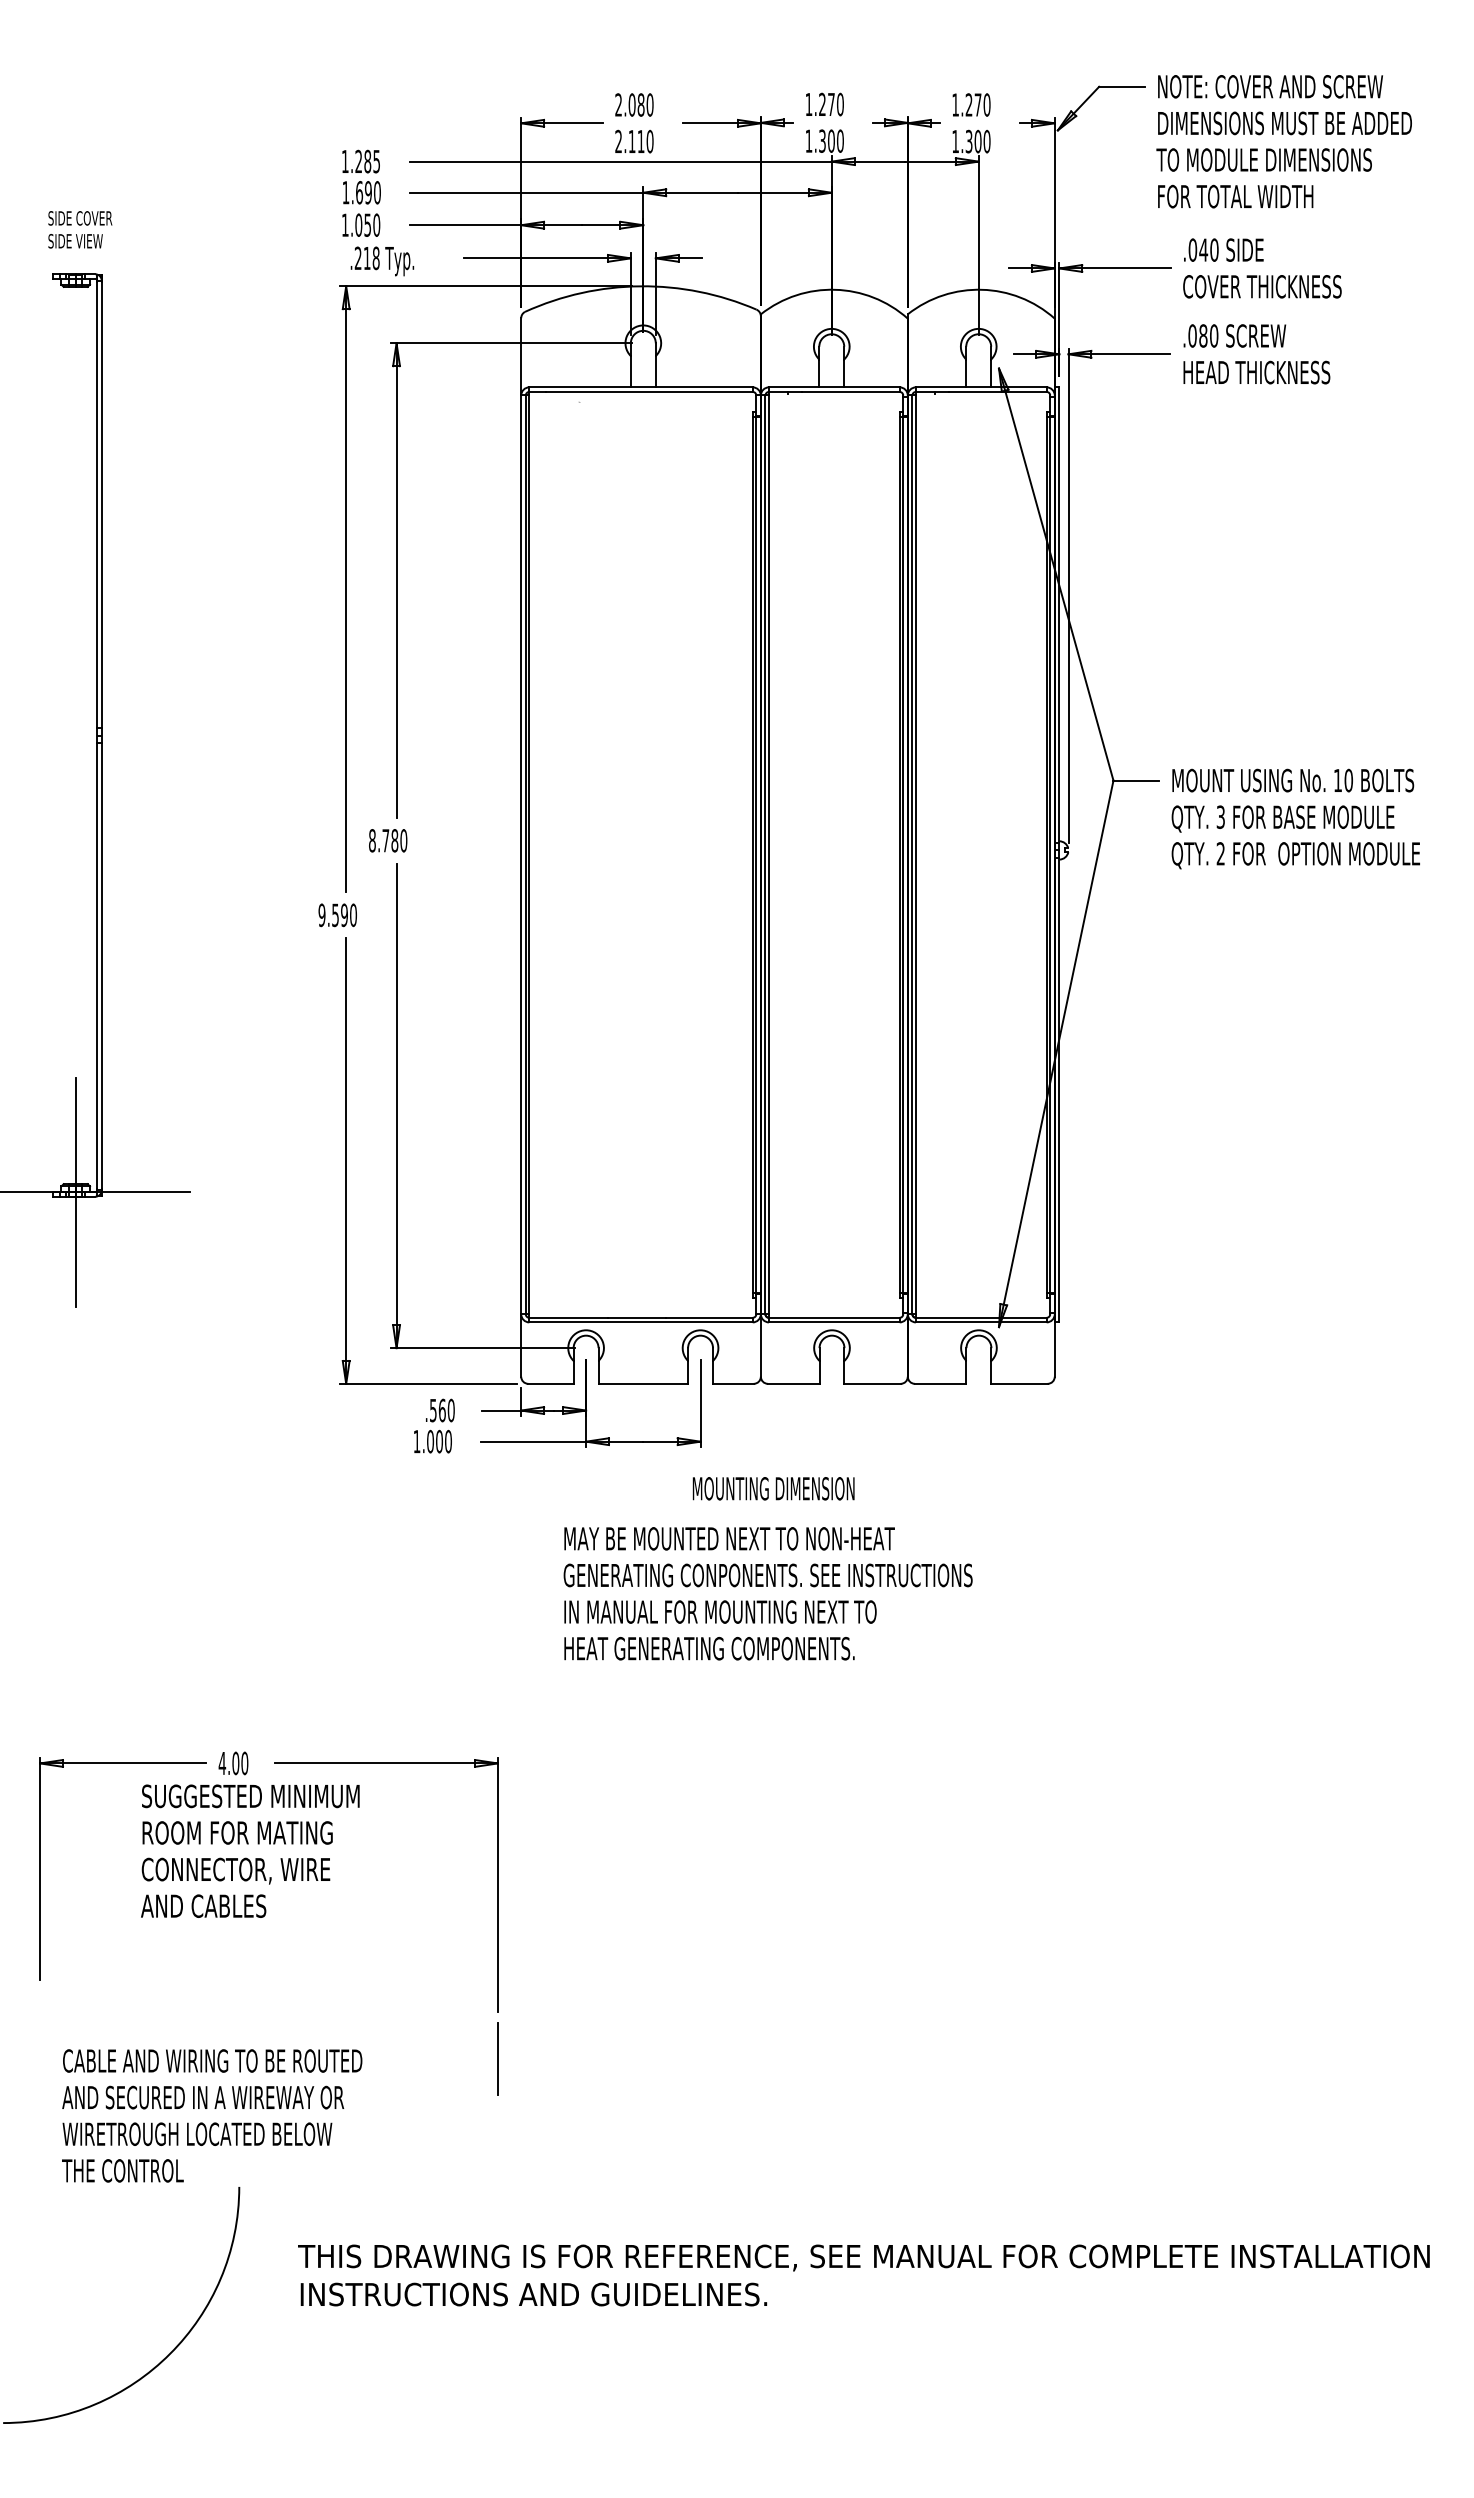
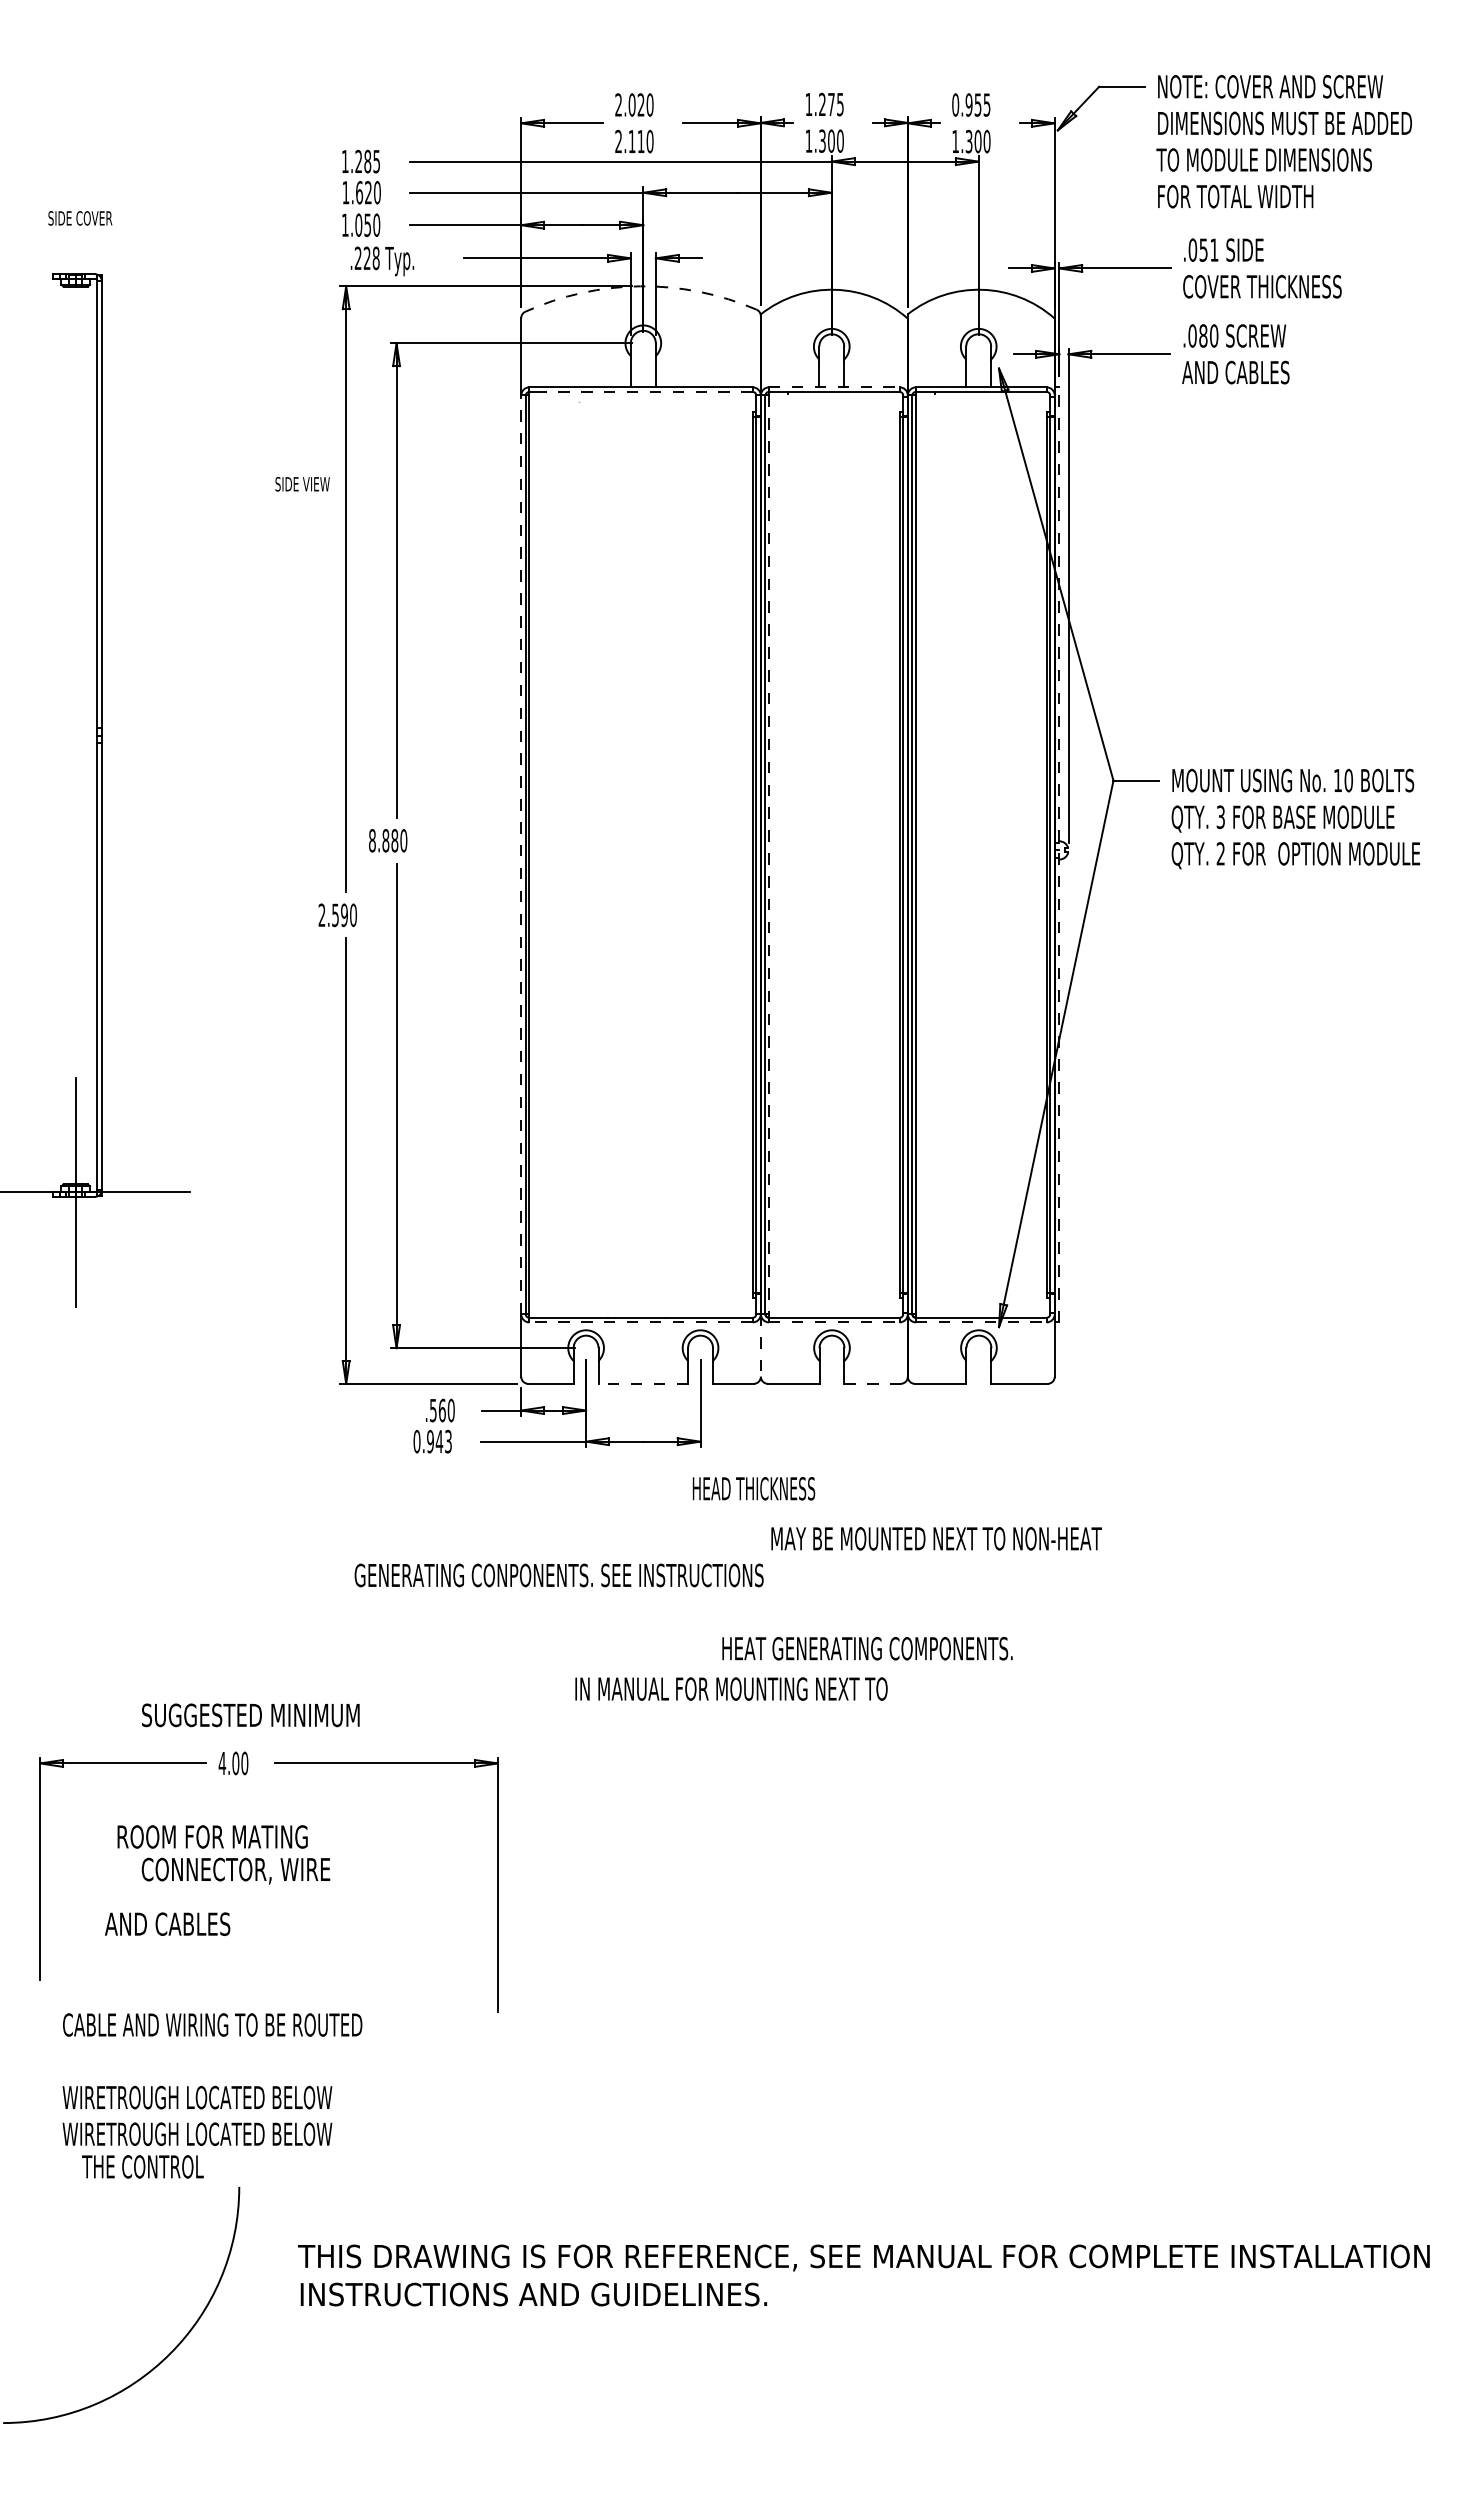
text: 2.080 -> 2.020 (640, 104)
text: 1.270 -> 1.275 (840, 104)
text: 1.270 -> 0.955 (971, 104)
text: 1.690 -> 1.620 (368, 192)
text position: (75, 241) -> (302, 484) (302, 484)
text: .040 -> .051 (1208, 249)
text: .218 -> .228 (366, 257)
arc: solid -> dashed (640, 286)
text: HEAD THICKNESS -> AND CABLES (1256, 372)
line: solid -> dashed (834, 387)
line: solid -> dashed (648, 391)
text: 8.780 -> 8.880 (385, 840)
line: solid -> dashed (521, 854)
line: solid -> dashed (1059, 854)
line: solid -> dashed (769, 855)
text: 9.590 -> 2.590 (321, 915)
line: solid -> dashed (641, 1322)
line: solid -> dashed (834, 1322)
line: solid -> dashed (981, 1322)
line: solid -> dashed (760, 1346)
line: solid -> dashed (643, 1383)
line: solid -> dashed (873, 1383)
text: 1.000 -> 0.943 (432, 1441)
text: MOUNTING DIMENSION -> HEAD THICKNESS (774, 1488)
text position: (729, 1538) -> (936, 1538) (936, 1538)
text position: (767, 1575) -> (558, 1575) (558, 1575)
text position: (720, 1611) -> (731, 1688) (731, 1688)
text position: (709, 1648) -> (867, 1648) (867, 1648)
text position: (250, 1796) -> (250, 1715) (250, 1715)
text position: (237, 1832) -> (212, 1836) (212, 1836)
text position: (203, 1905) -> (167, 1923) (167, 1923)
line: present -> none (497, 2059)
text position: (212, 2060) -> (212, 2024) (212, 2024)
text: AND SECURED IN A WIREWAY OR -> WIRETROUGH LOCATED BELOW (203, 2097)
text position: (122, 2170) -> (142, 2166) (142, 2166)
